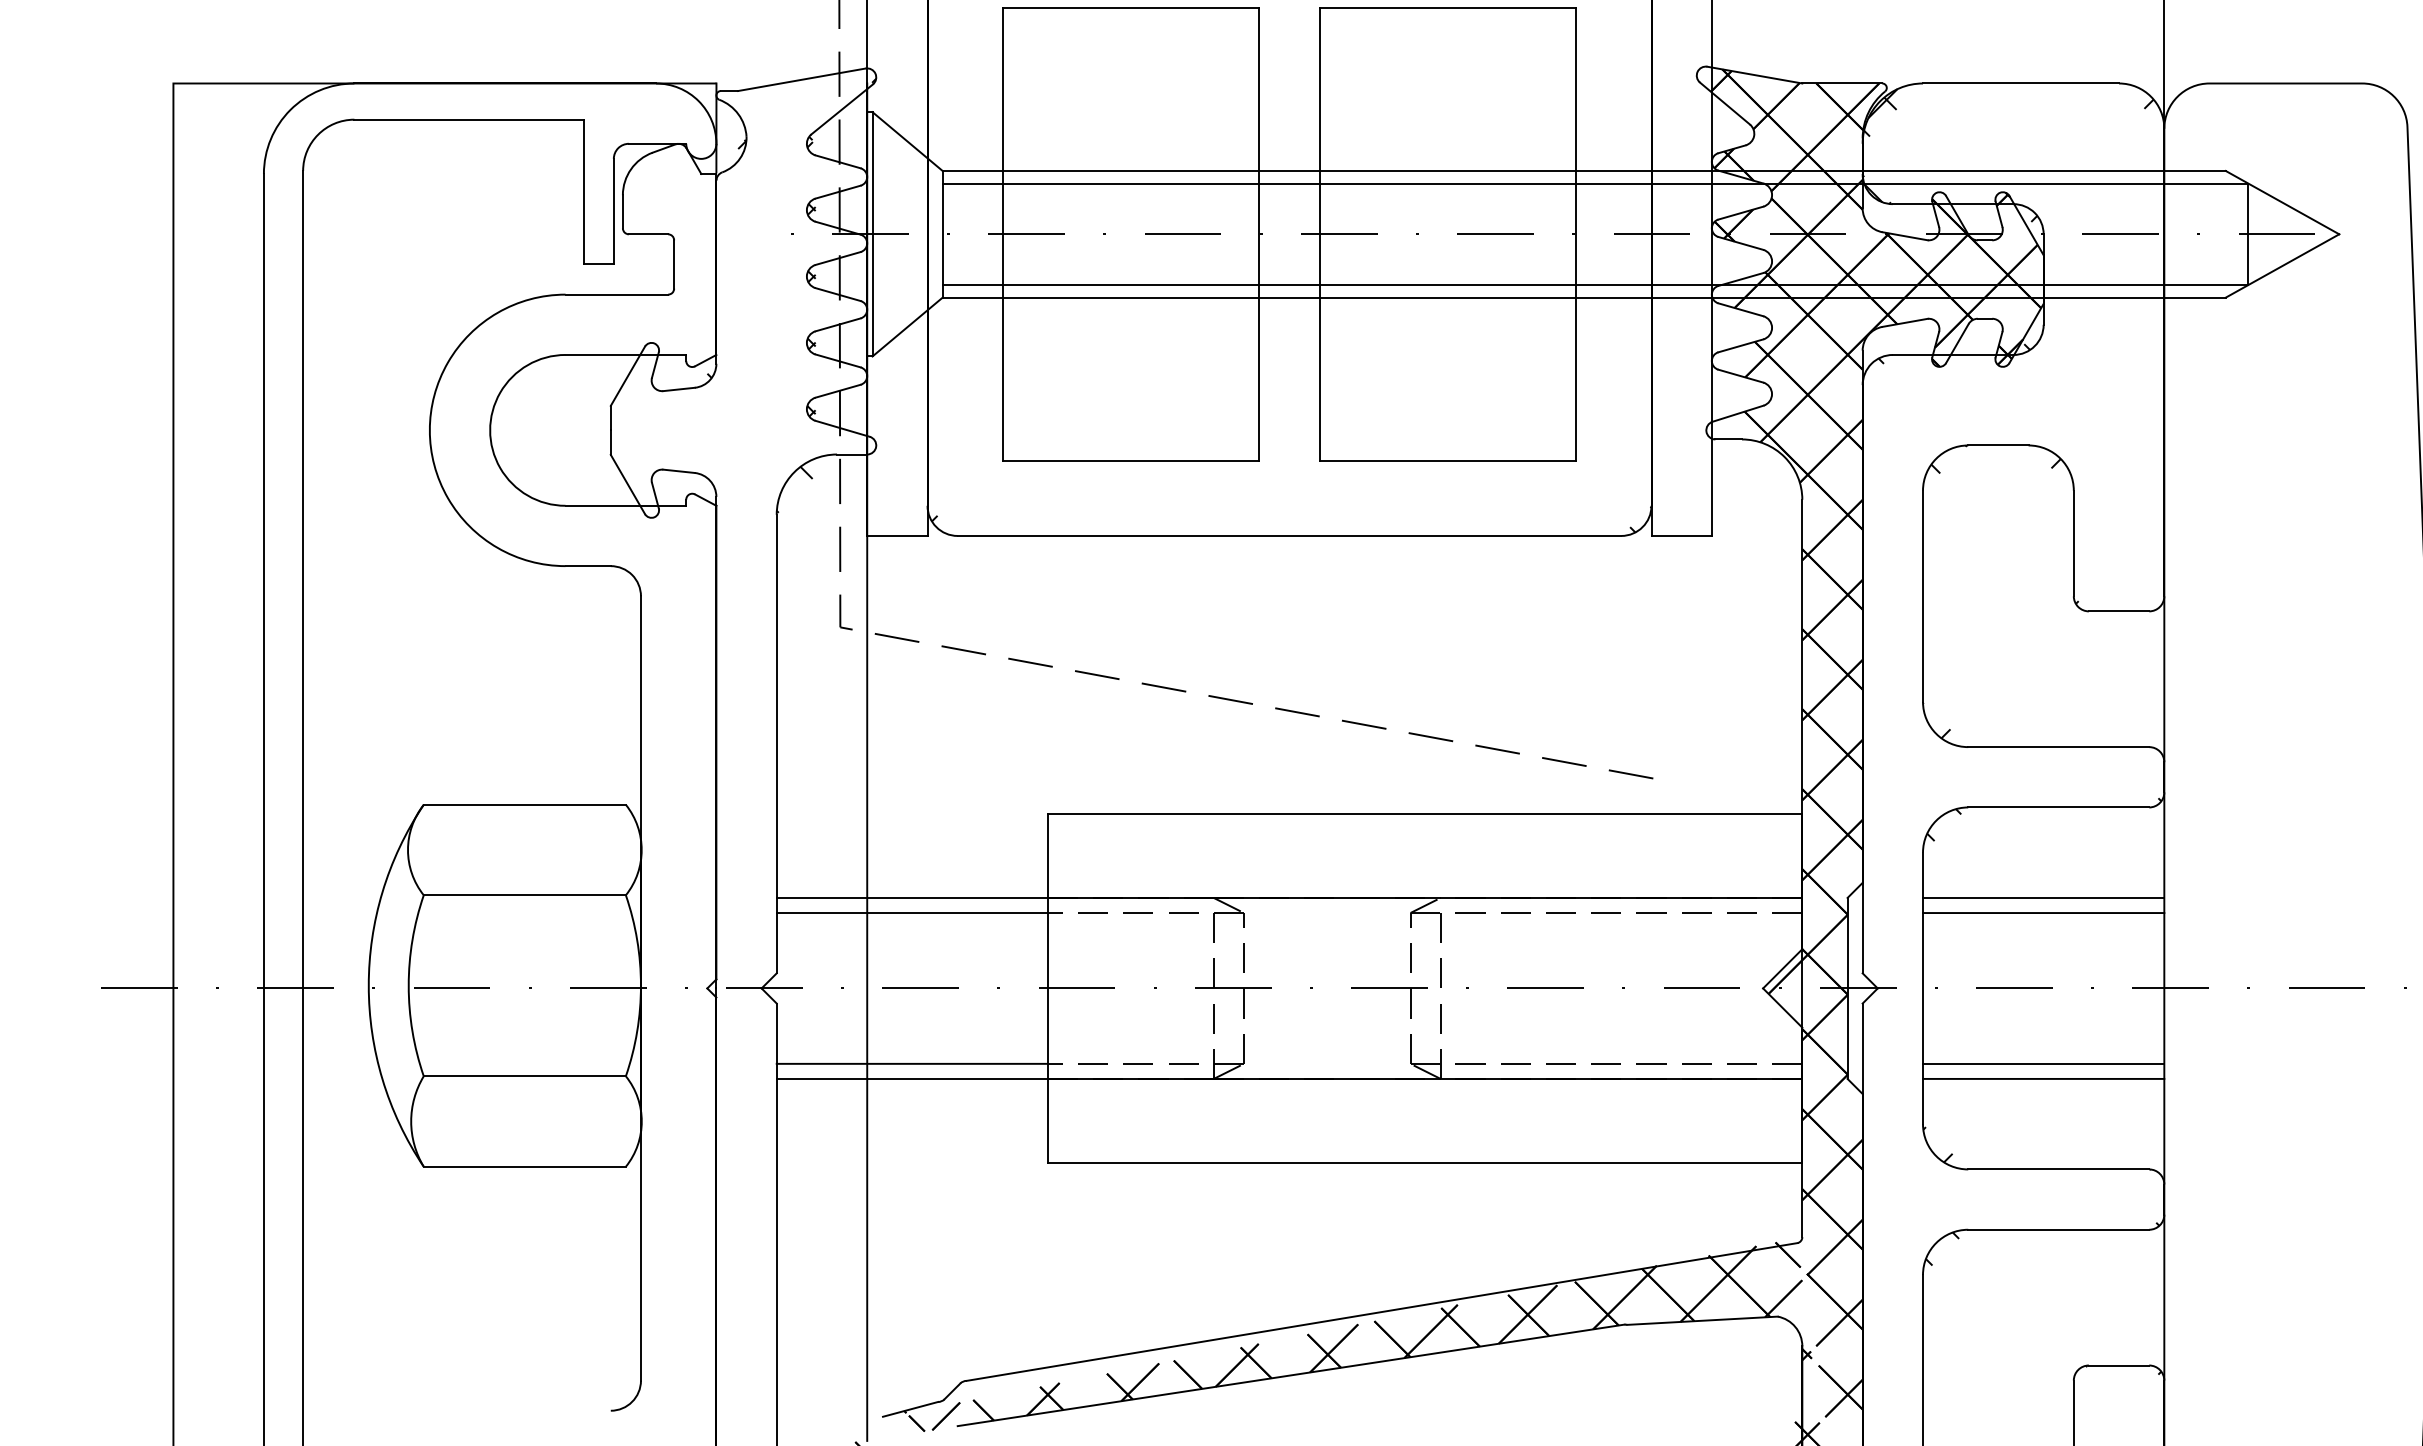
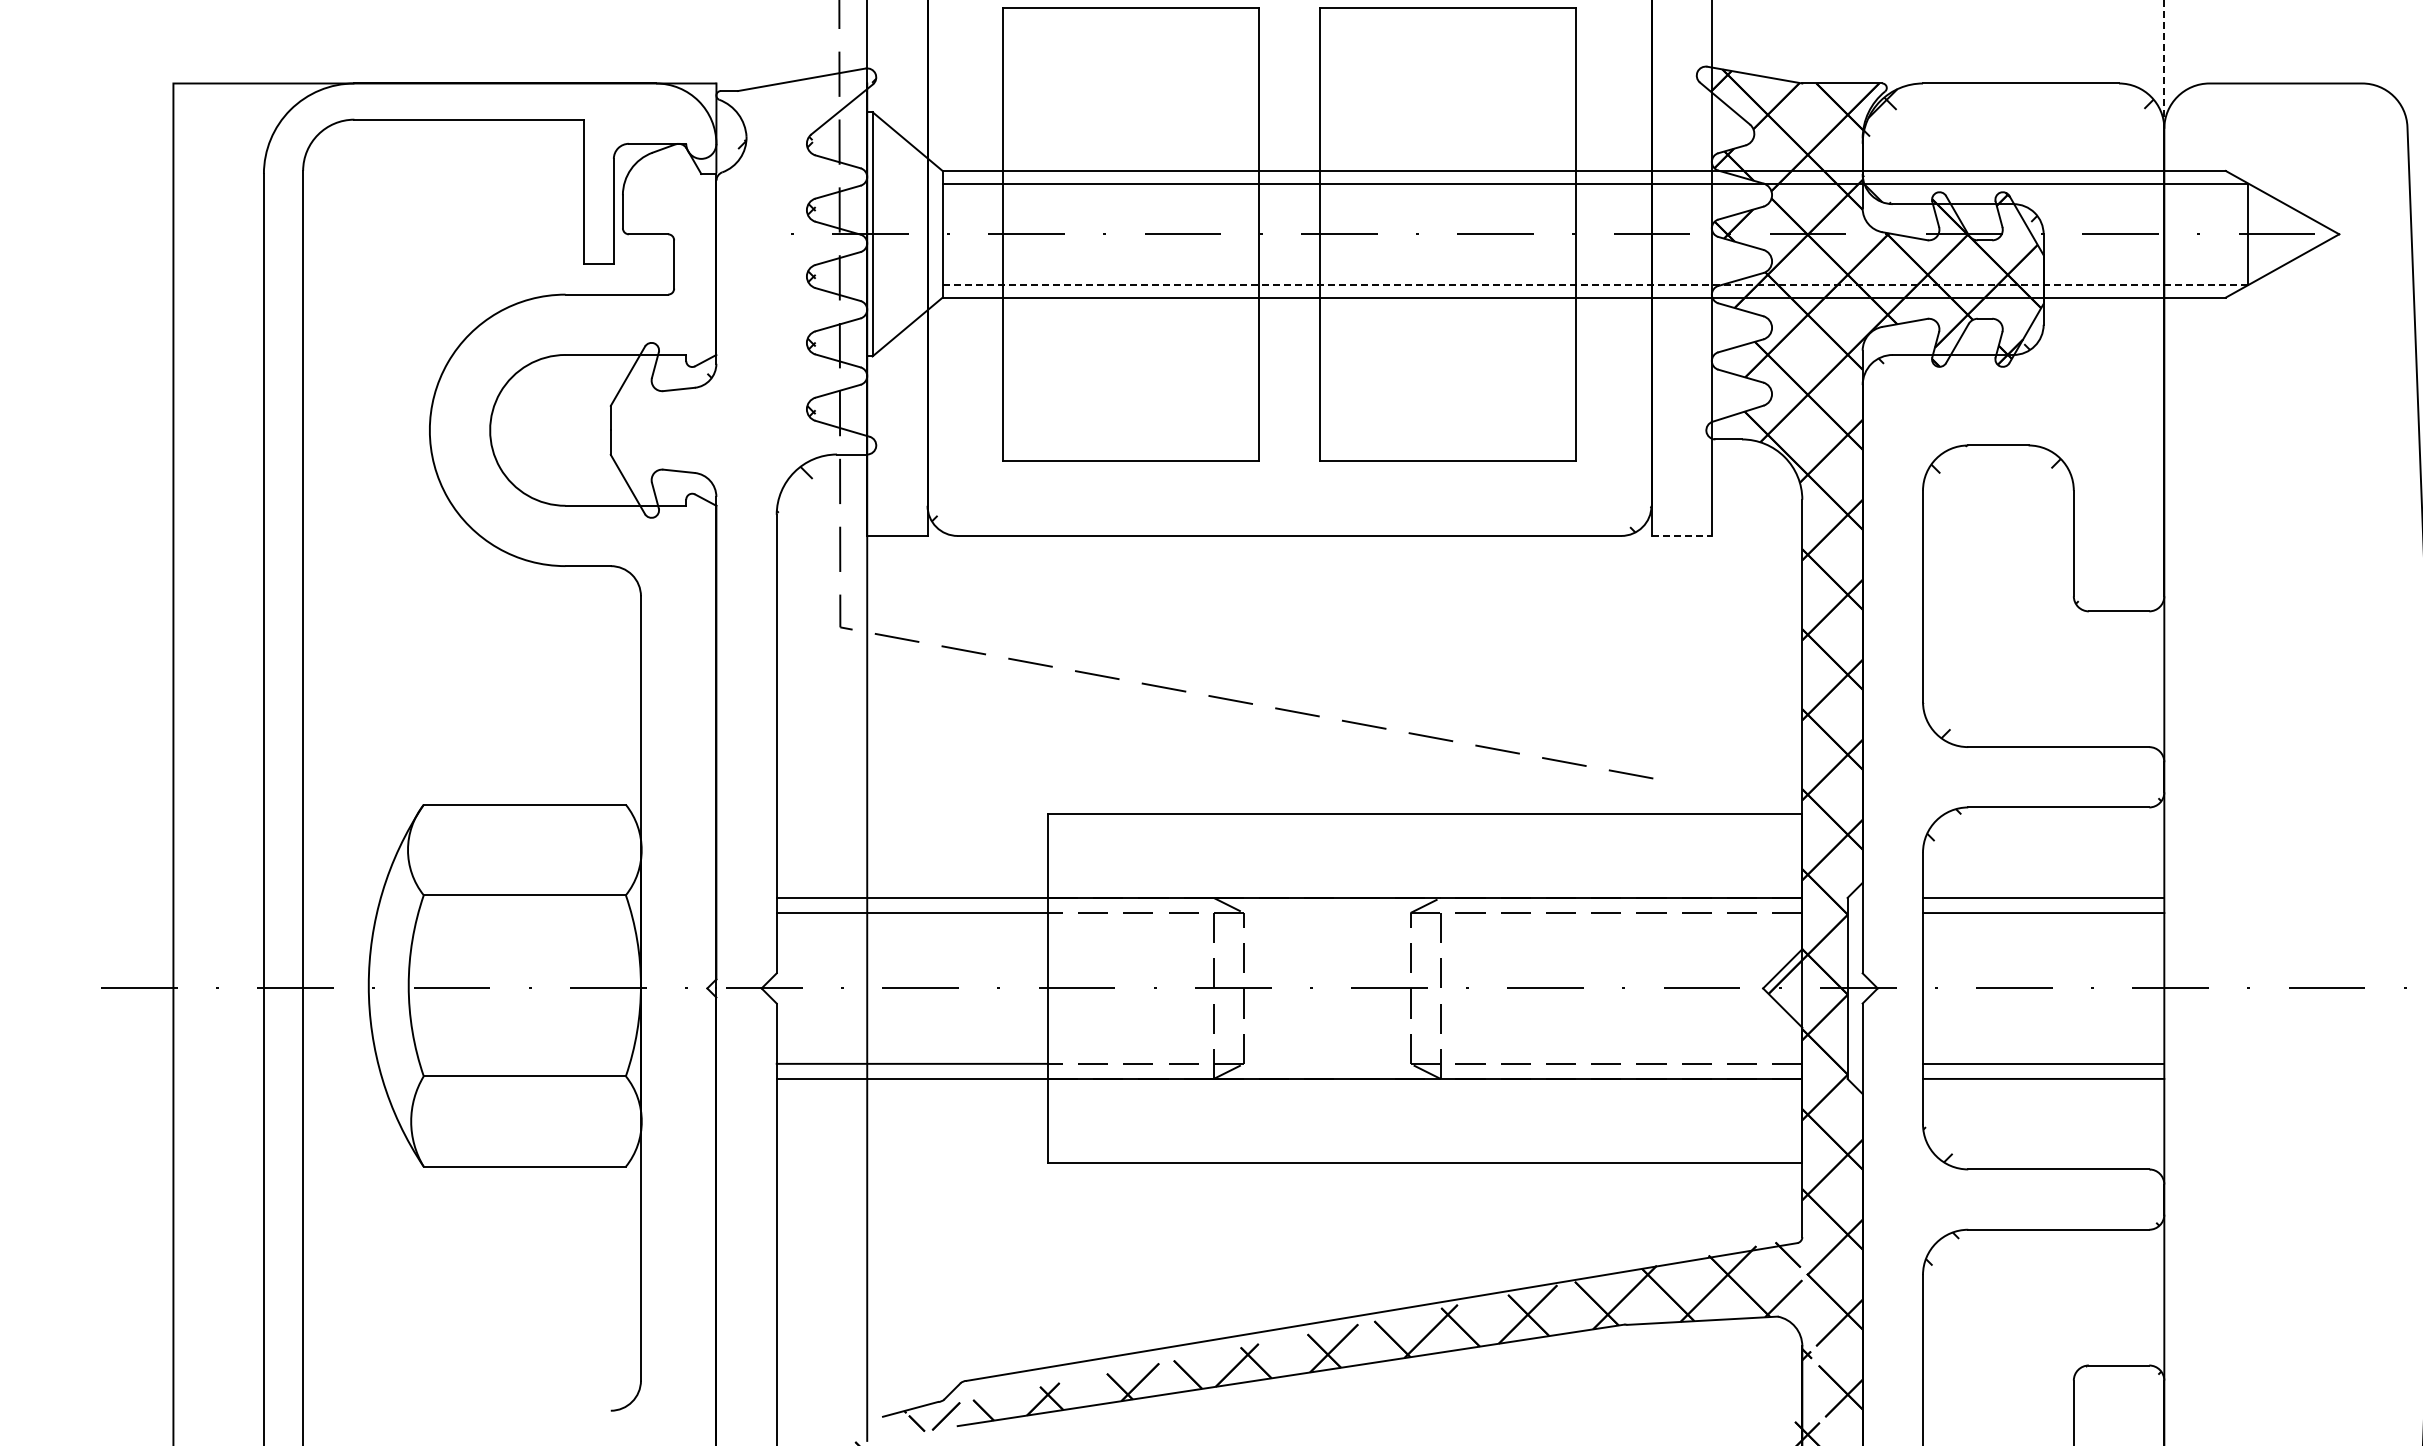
line: solid -> dashed (2164, 64)
line: solid -> dashed (1595, 285)
line: solid -> dashed (1682, 535)
